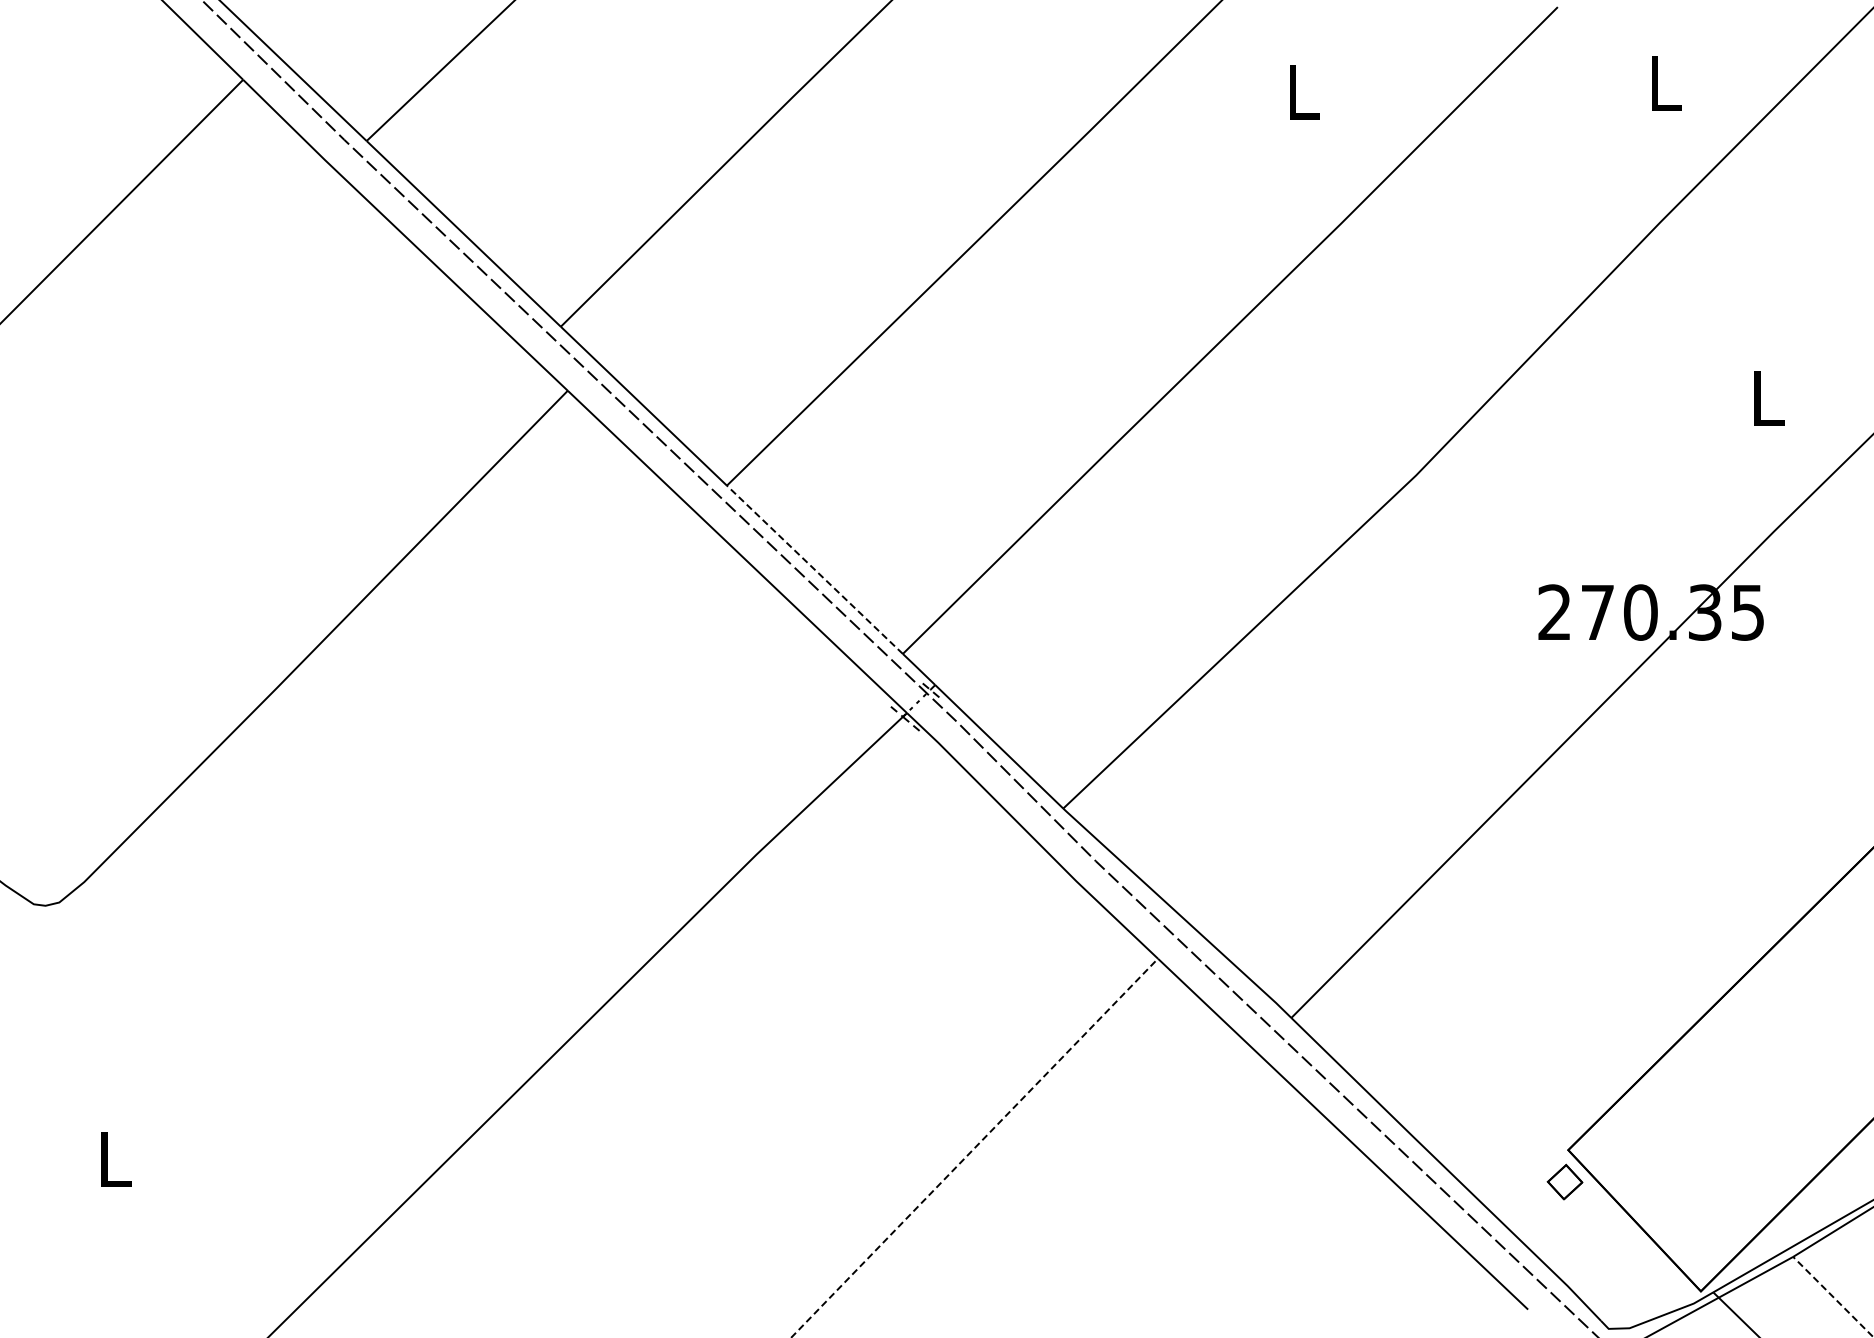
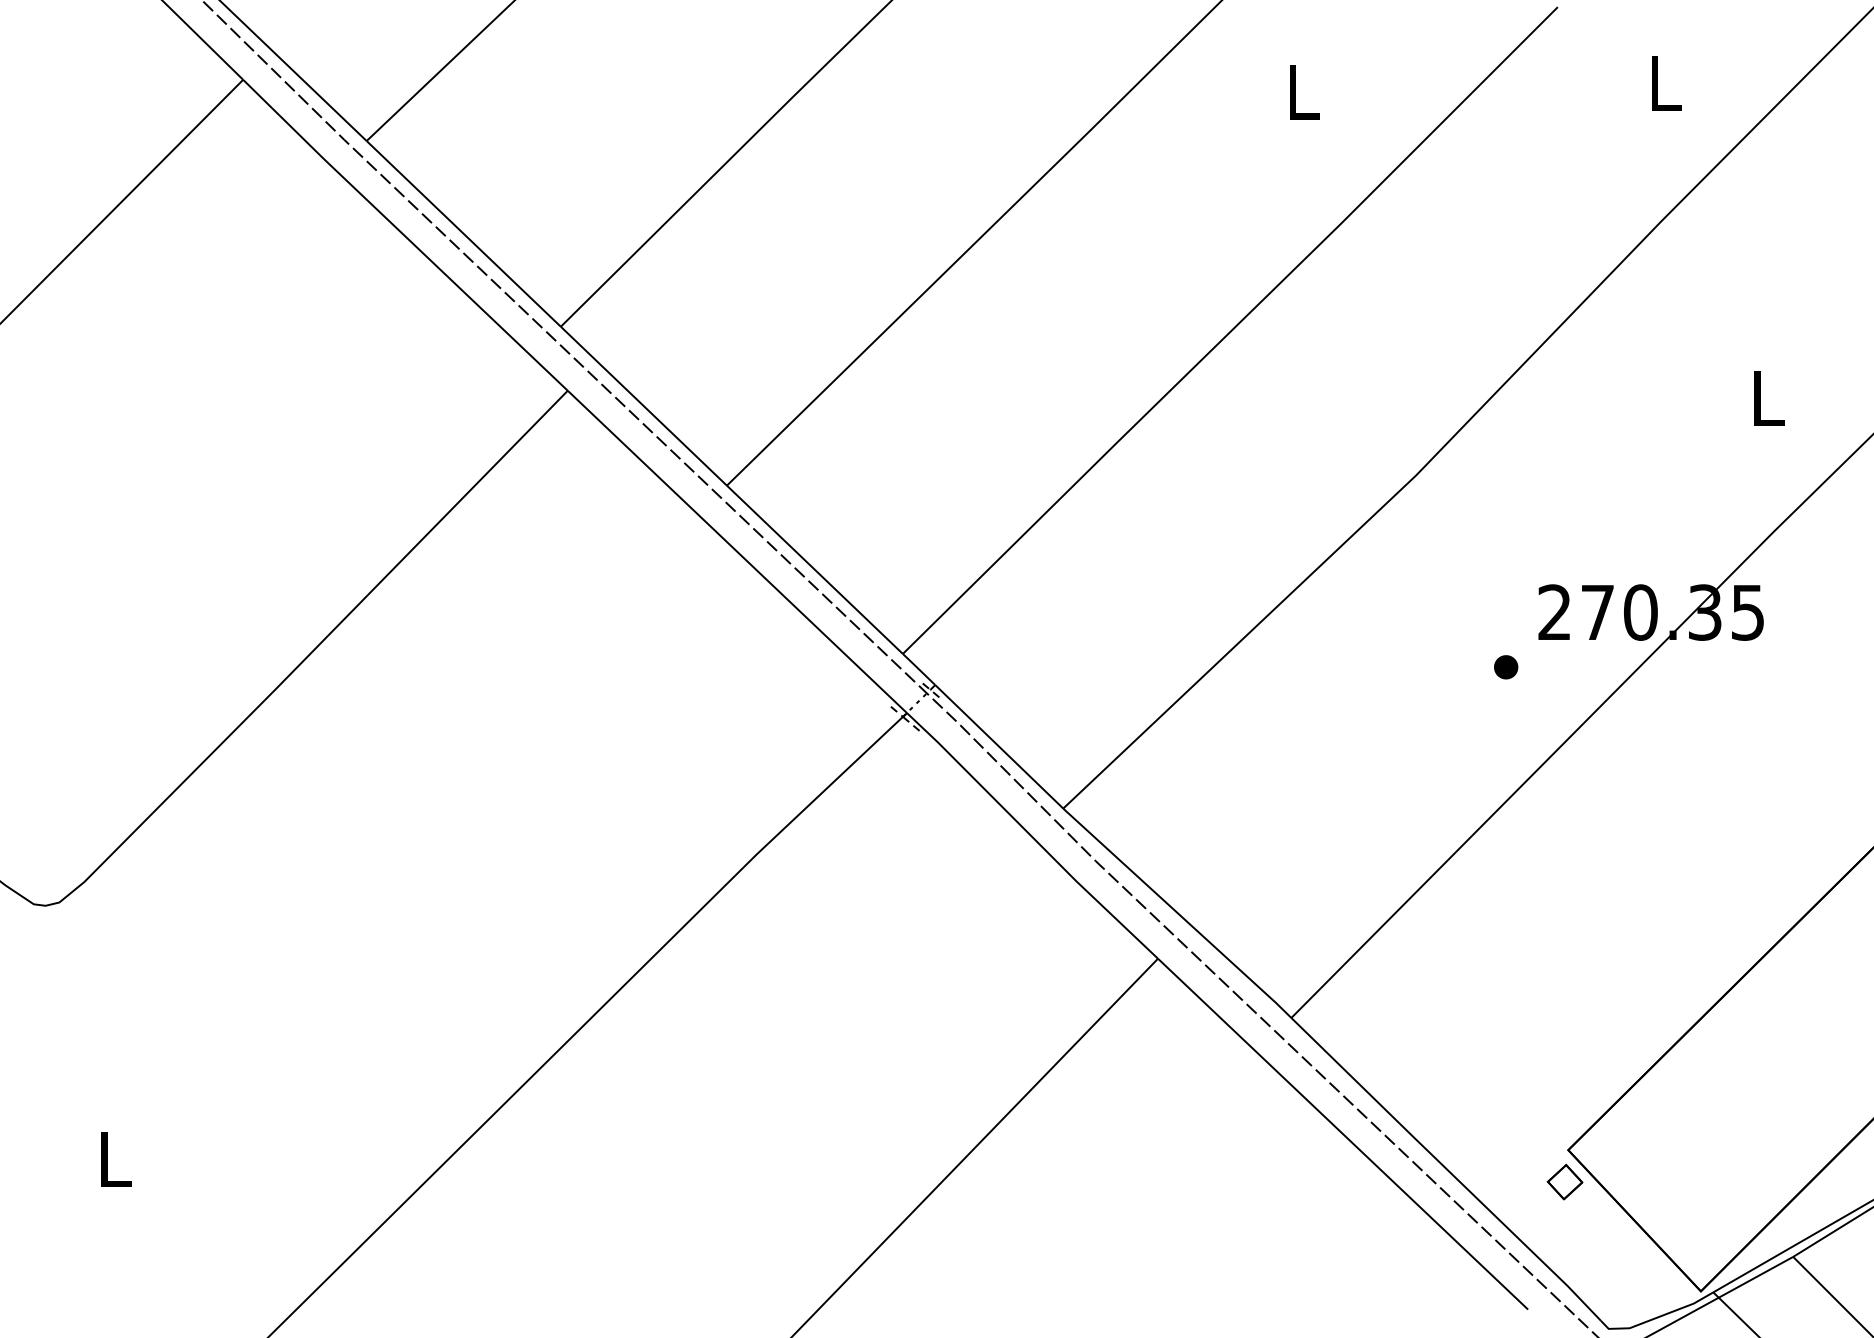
line: dashed -> solid (814, 569)
part: none -> present (1506, 667)
line: dashed -> solid (974, 1148)
line: dashed -> solid (1833, 1297)
